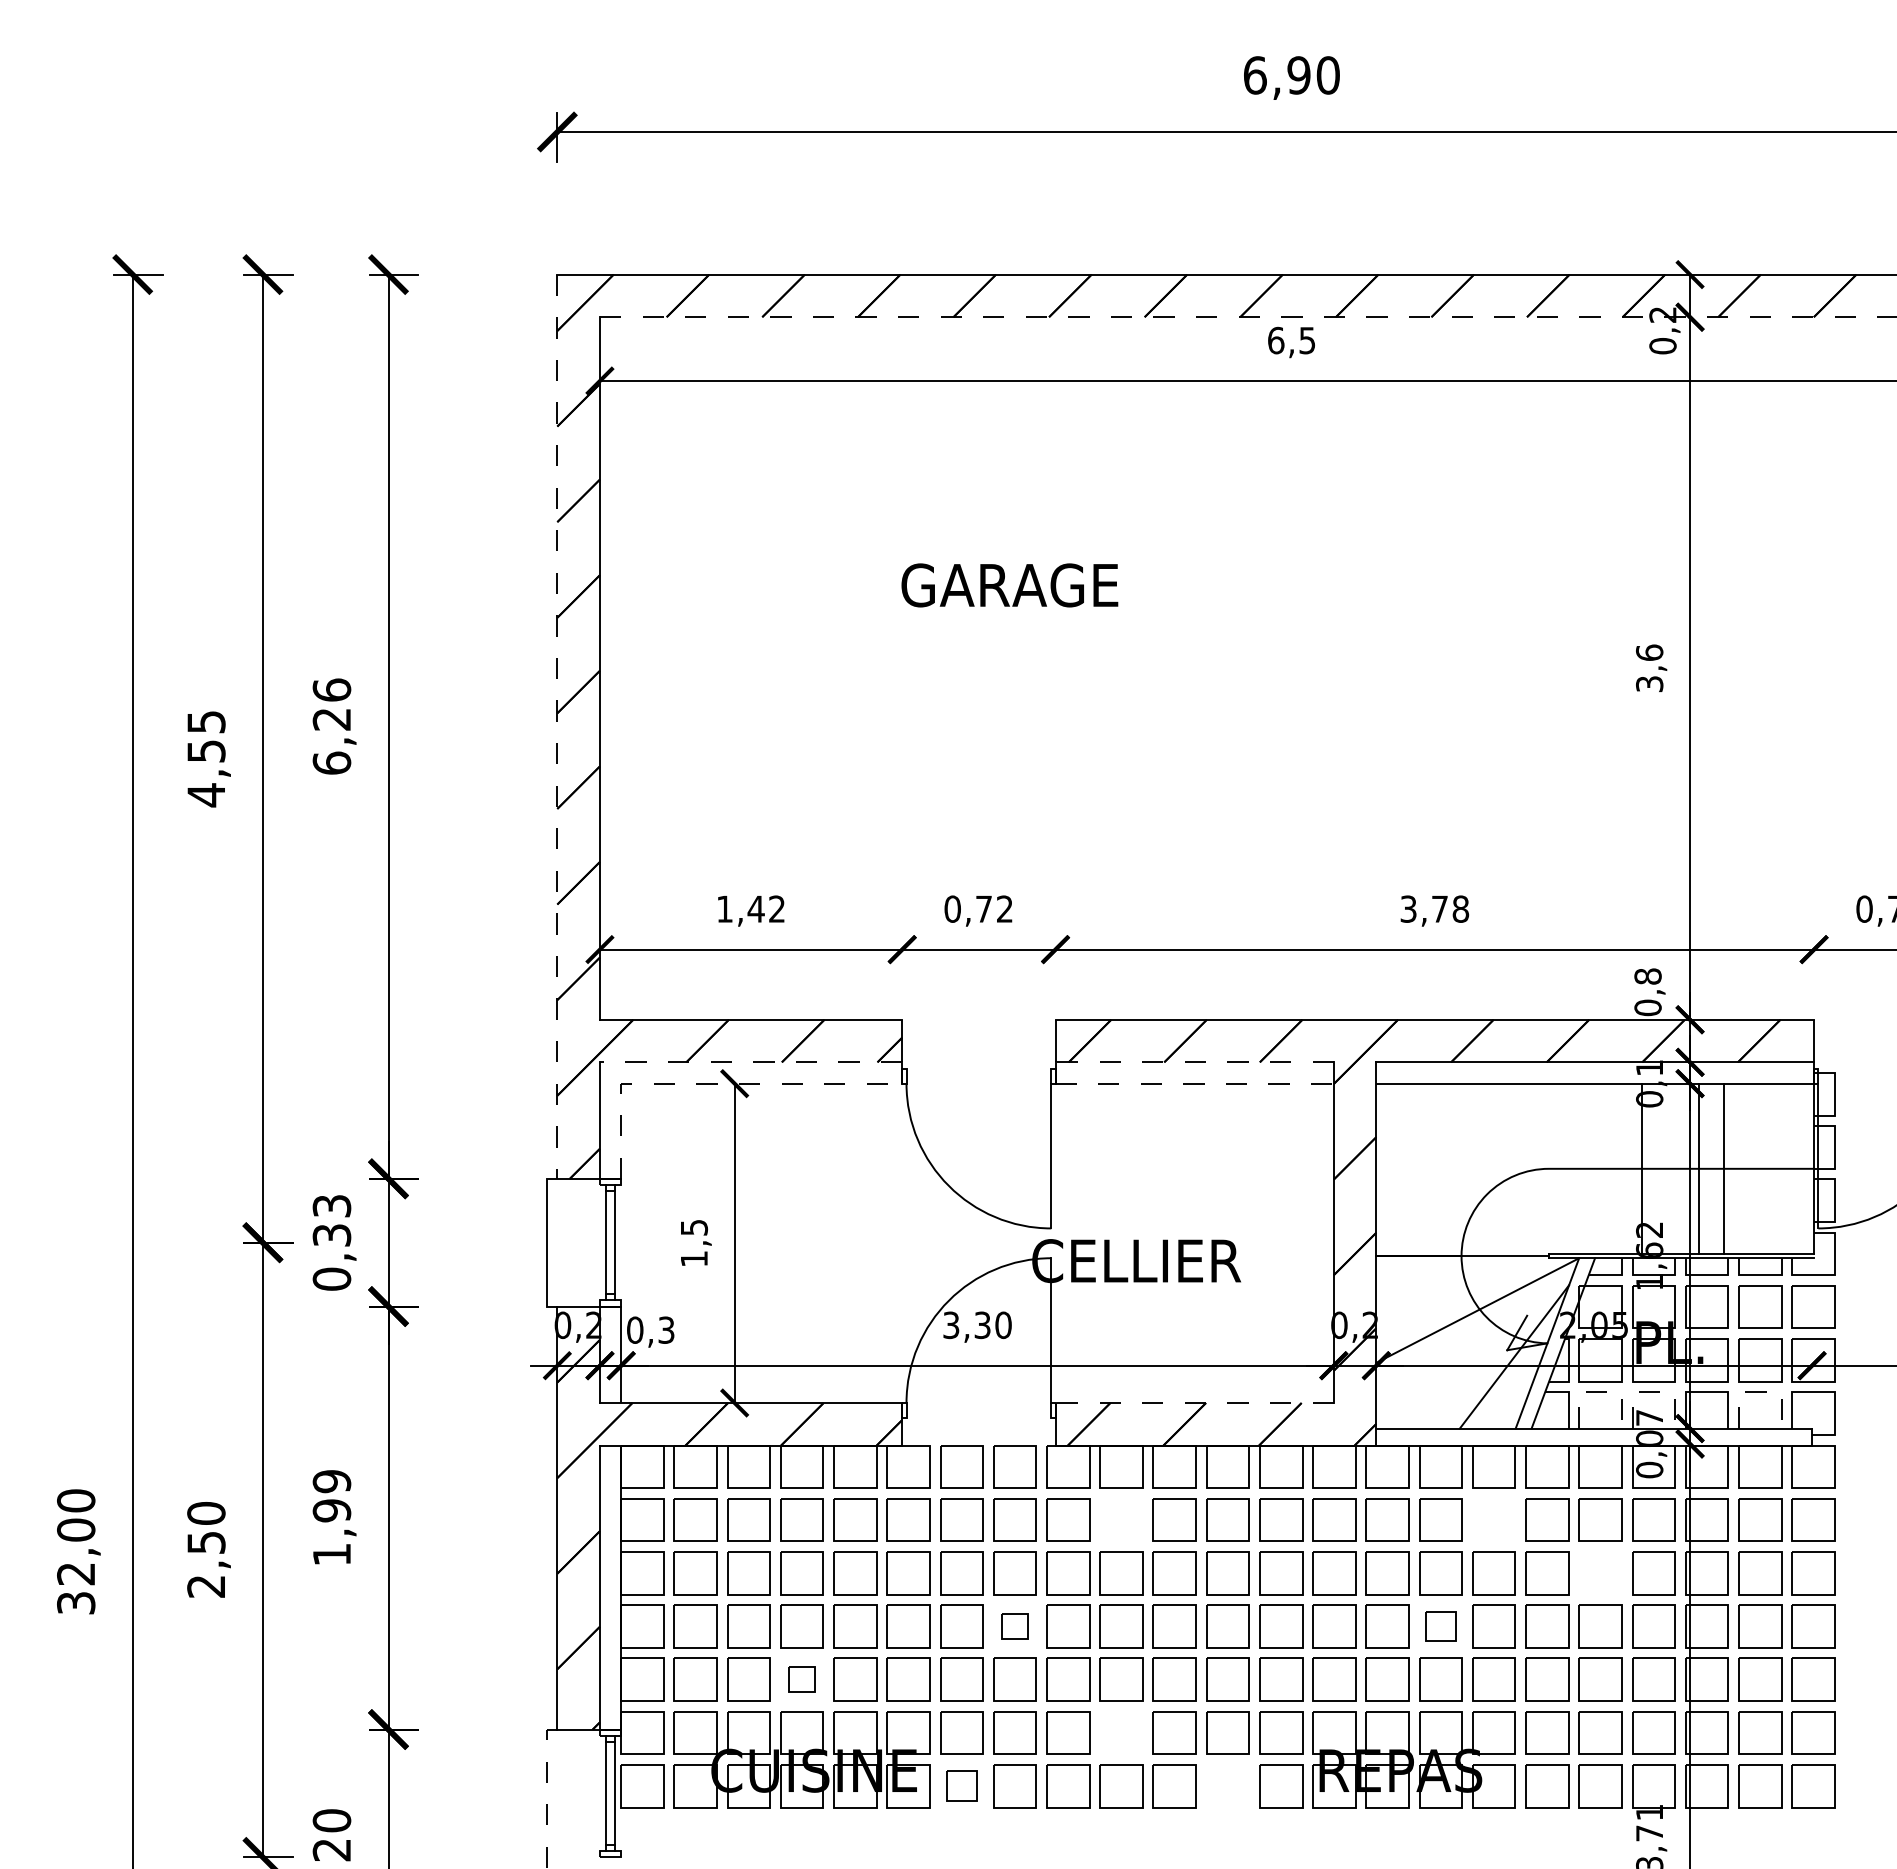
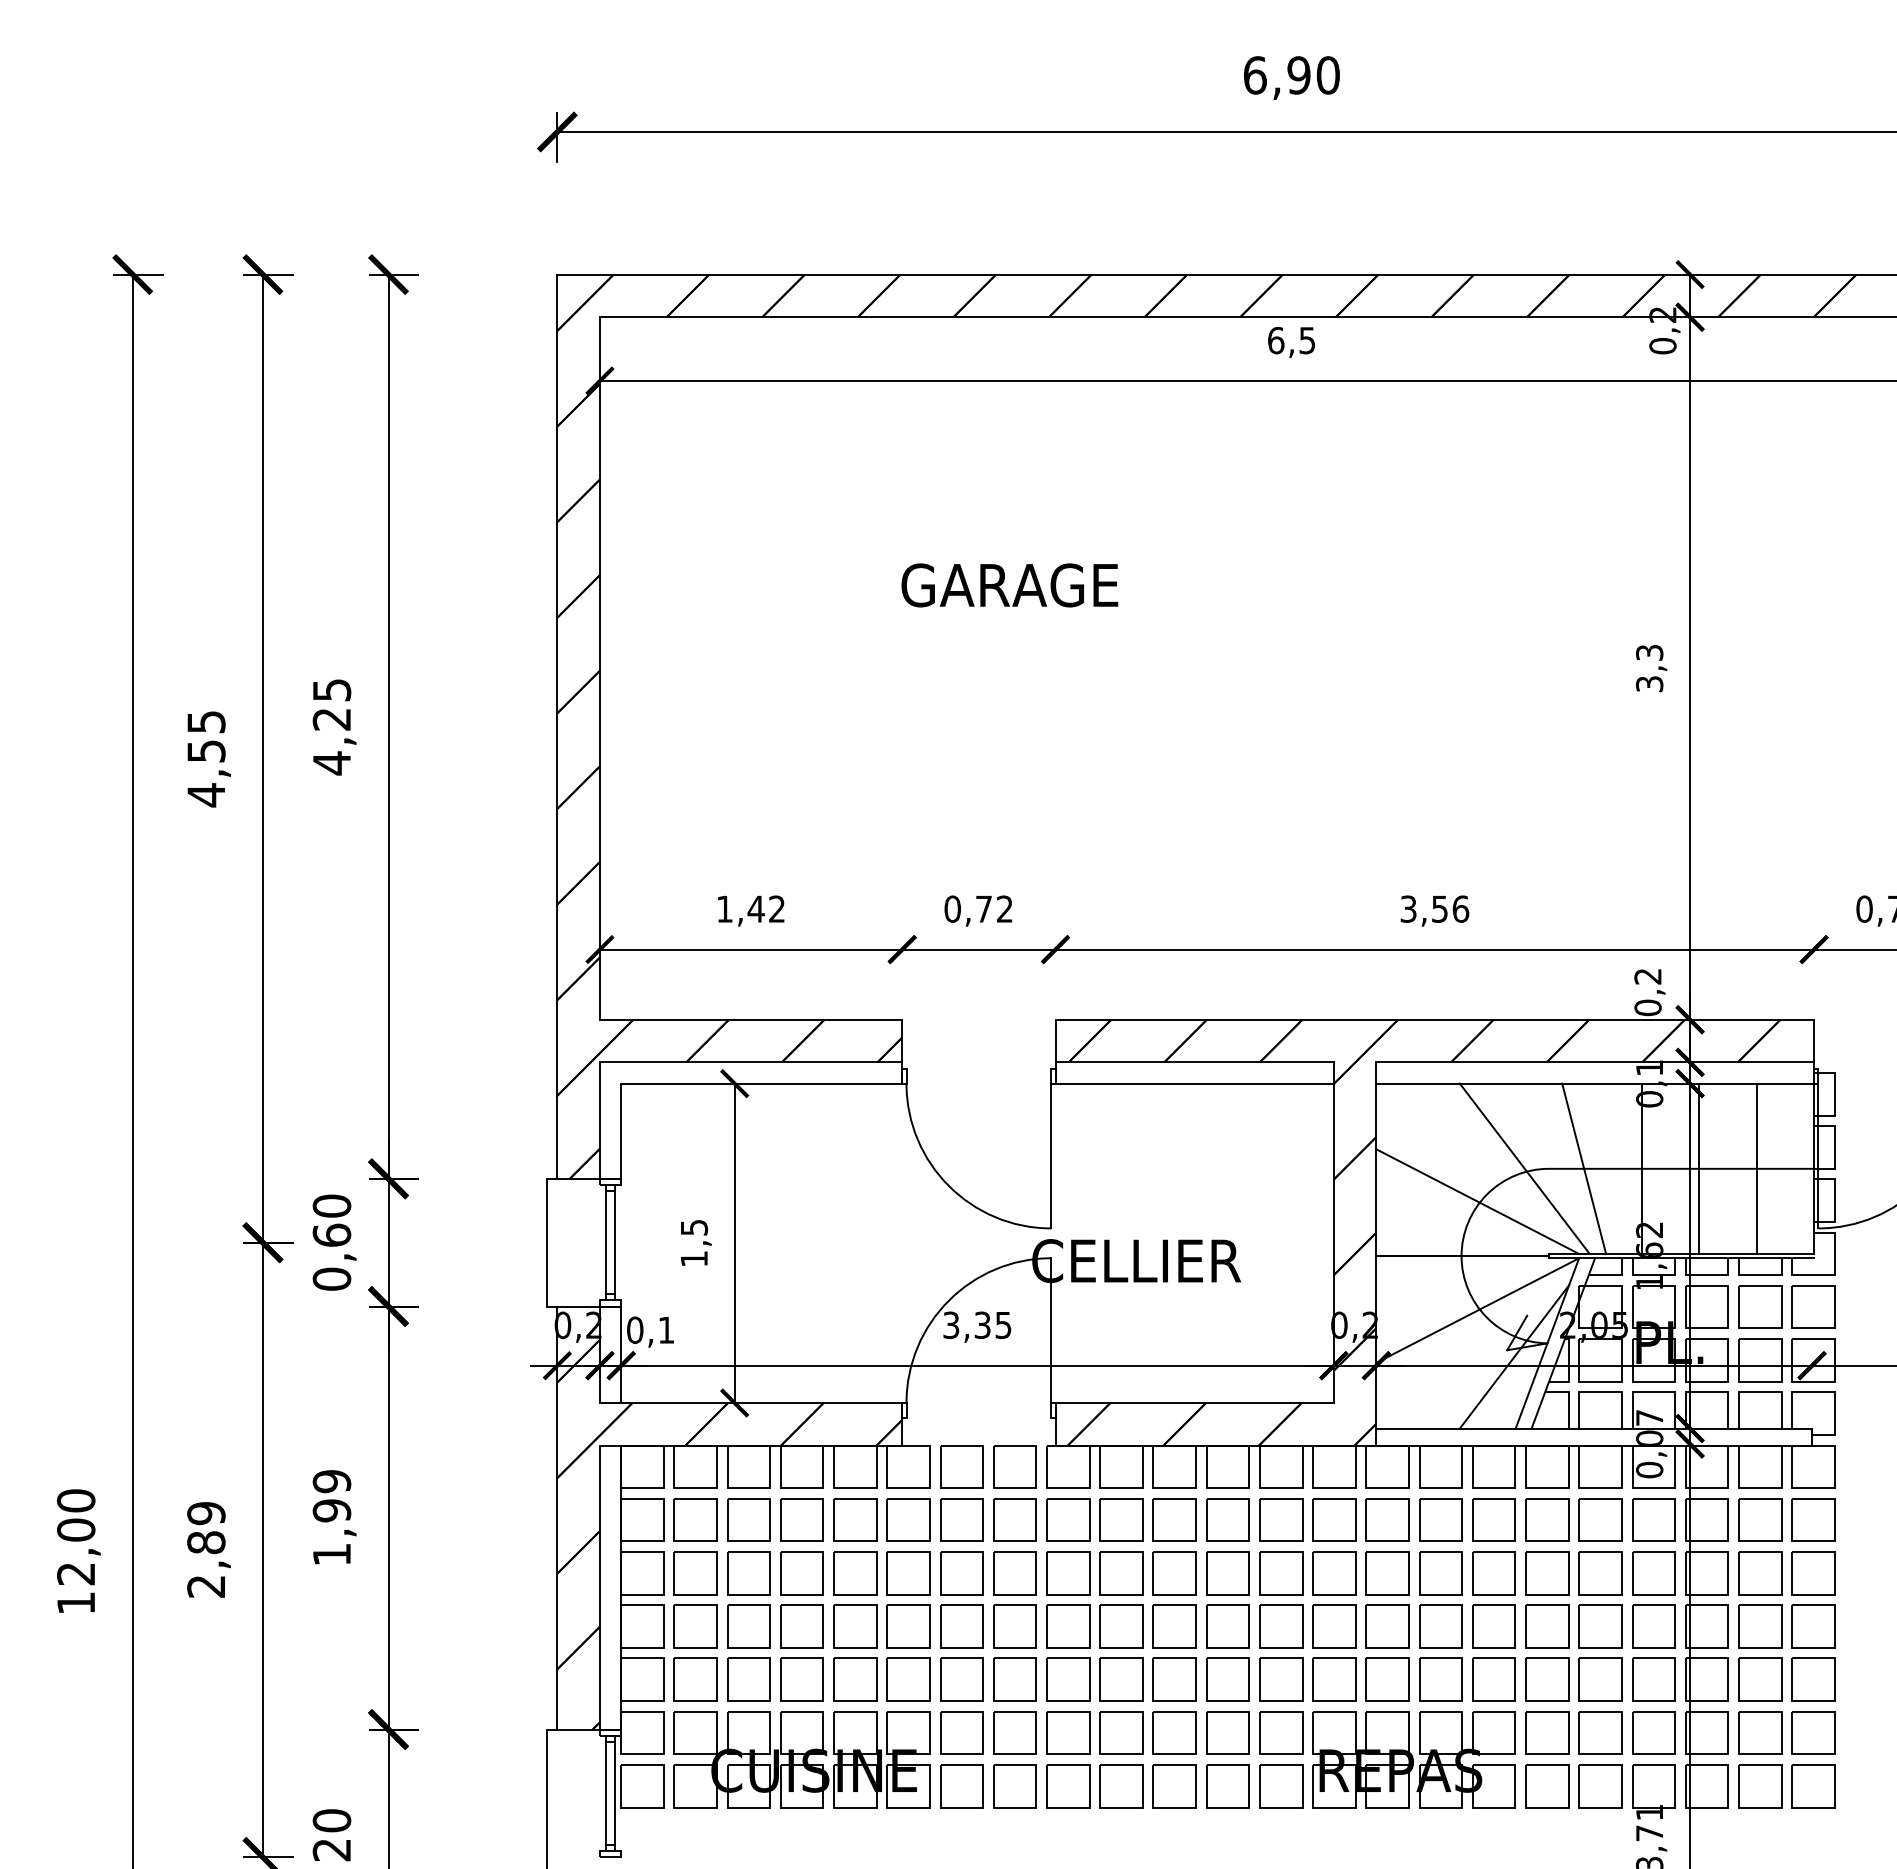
line: dashed -> solid (1247, 317)
text: 3,6 -> 3,3 (1649, 652)
text: 6,26 -> 4,25 (331, 726)
line: dashed -> solid (557, 727)
text: 3,78 -> 3,56 (1450, 908)
text: 0,8 -> 0,2 (1647, 976)
line: dashed -> solid (750, 1062)
line: dashed -> solid (1194, 1062)
line: dashed -> solid (713, 1083)
line: dashed -> solid (1195, 1083)
line: none -> present (1524, 1168)
line: none -> present (1584, 1168)
line position: (1723, 1168) -> (1756, 1168) (1756, 1168)
line: none -> present (1477, 1201)
text: 0,33 -> 0,60 (331, 1220)
text: 3,30 -> 3,35 (1003, 1325)
text: 0,3 -> 0,1 (666, 1329)
line: dashed -> solid (1601, 1392)
line: dashed -> solid (1654, 1392)
line: dashed -> solid (1760, 1392)
line: dashed -> solid (1194, 1403)
part: none -> present (1121, 1519)
part: none -> present (1493, 1519)
text: 2,50 -> 2,89 (206, 1528)
part: none -> present (1600, 1573)
text: 32,00 -> 12,00 (76, 1603)
part size: 28x27 px -> 44x45 px (1014, 1626)
part size: 32x31 px -> 44x45 px (1440, 1626)
part size: 28x27 px -> 44x45 px (801, 1679)
part: none -> present (1121, 1732)
part size: 32x32 px -> 44x45 px (961, 1786)
part: none -> present (1227, 1786)
line: dashed -> solid (546, 1792)
